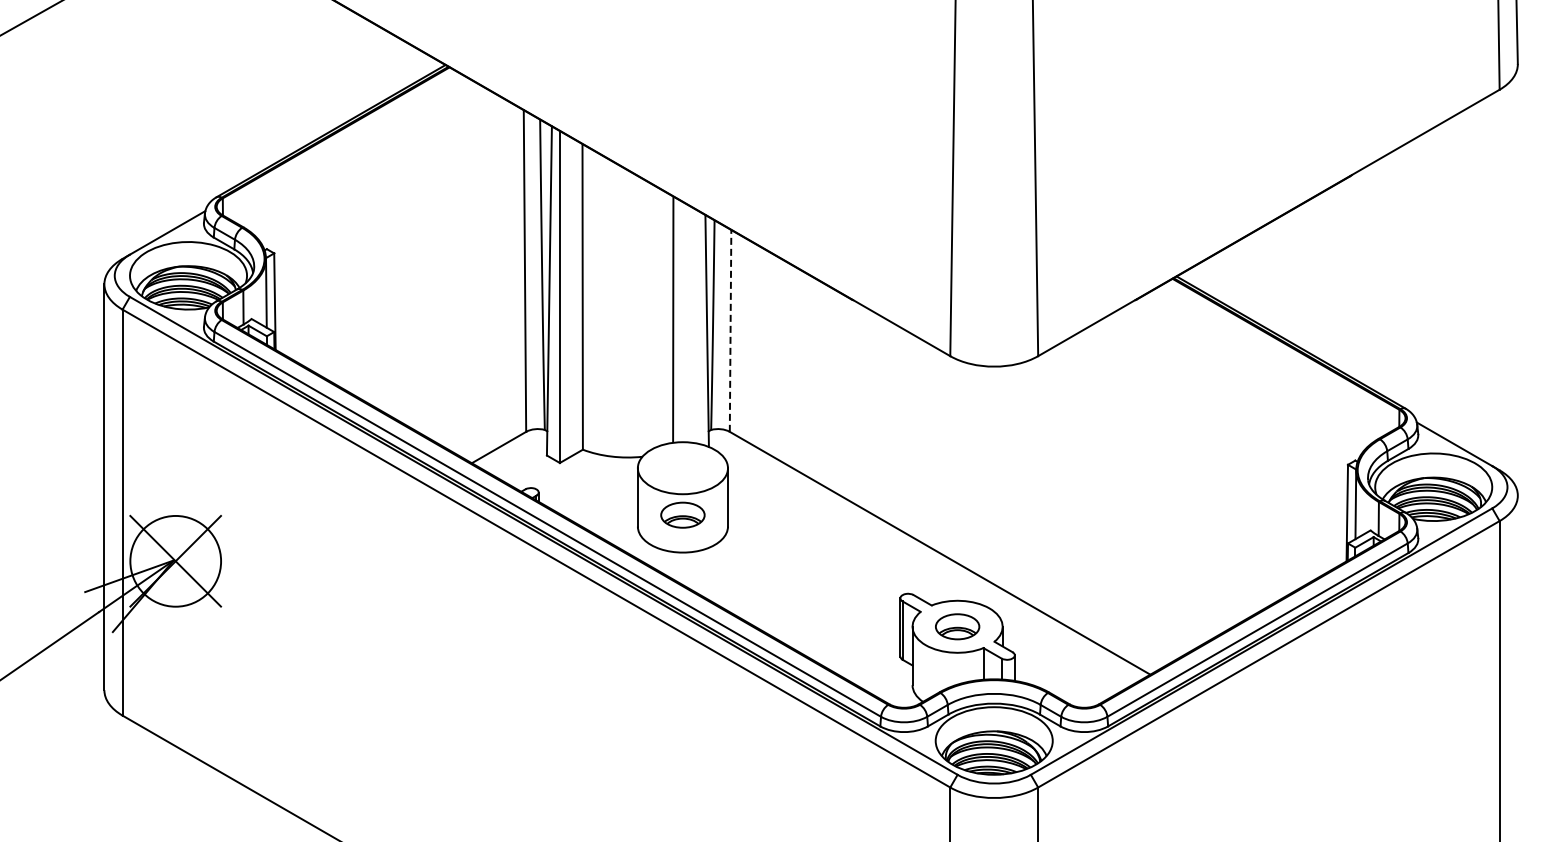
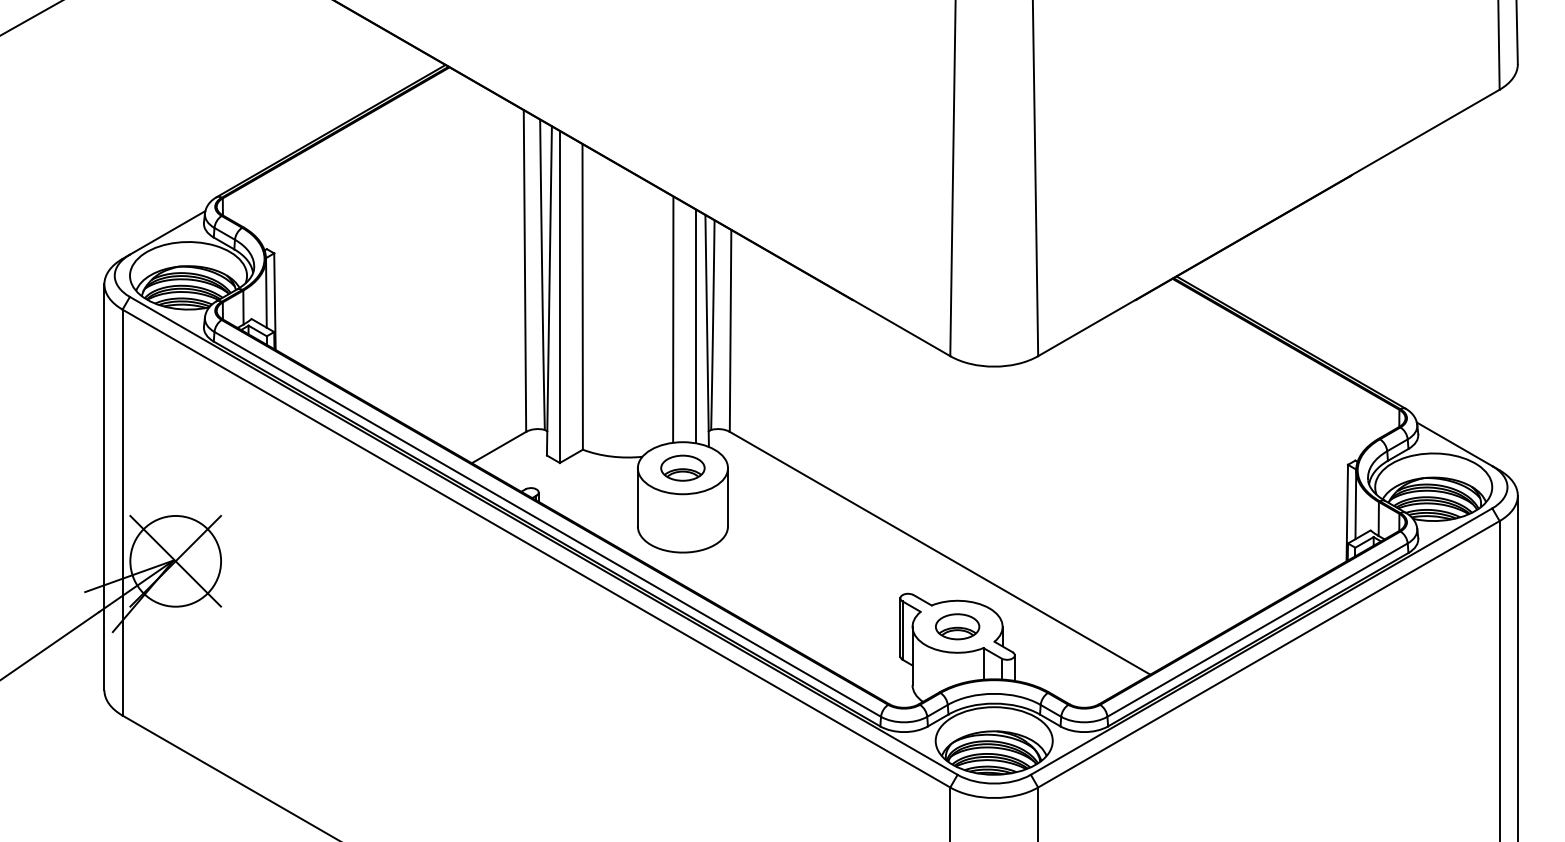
line: none -> present (696, 326)
line: dashed -> solid (730, 330)
part position: (682, 514) -> (682, 467) (682, 467)
line: none -> present (1517, 666)
